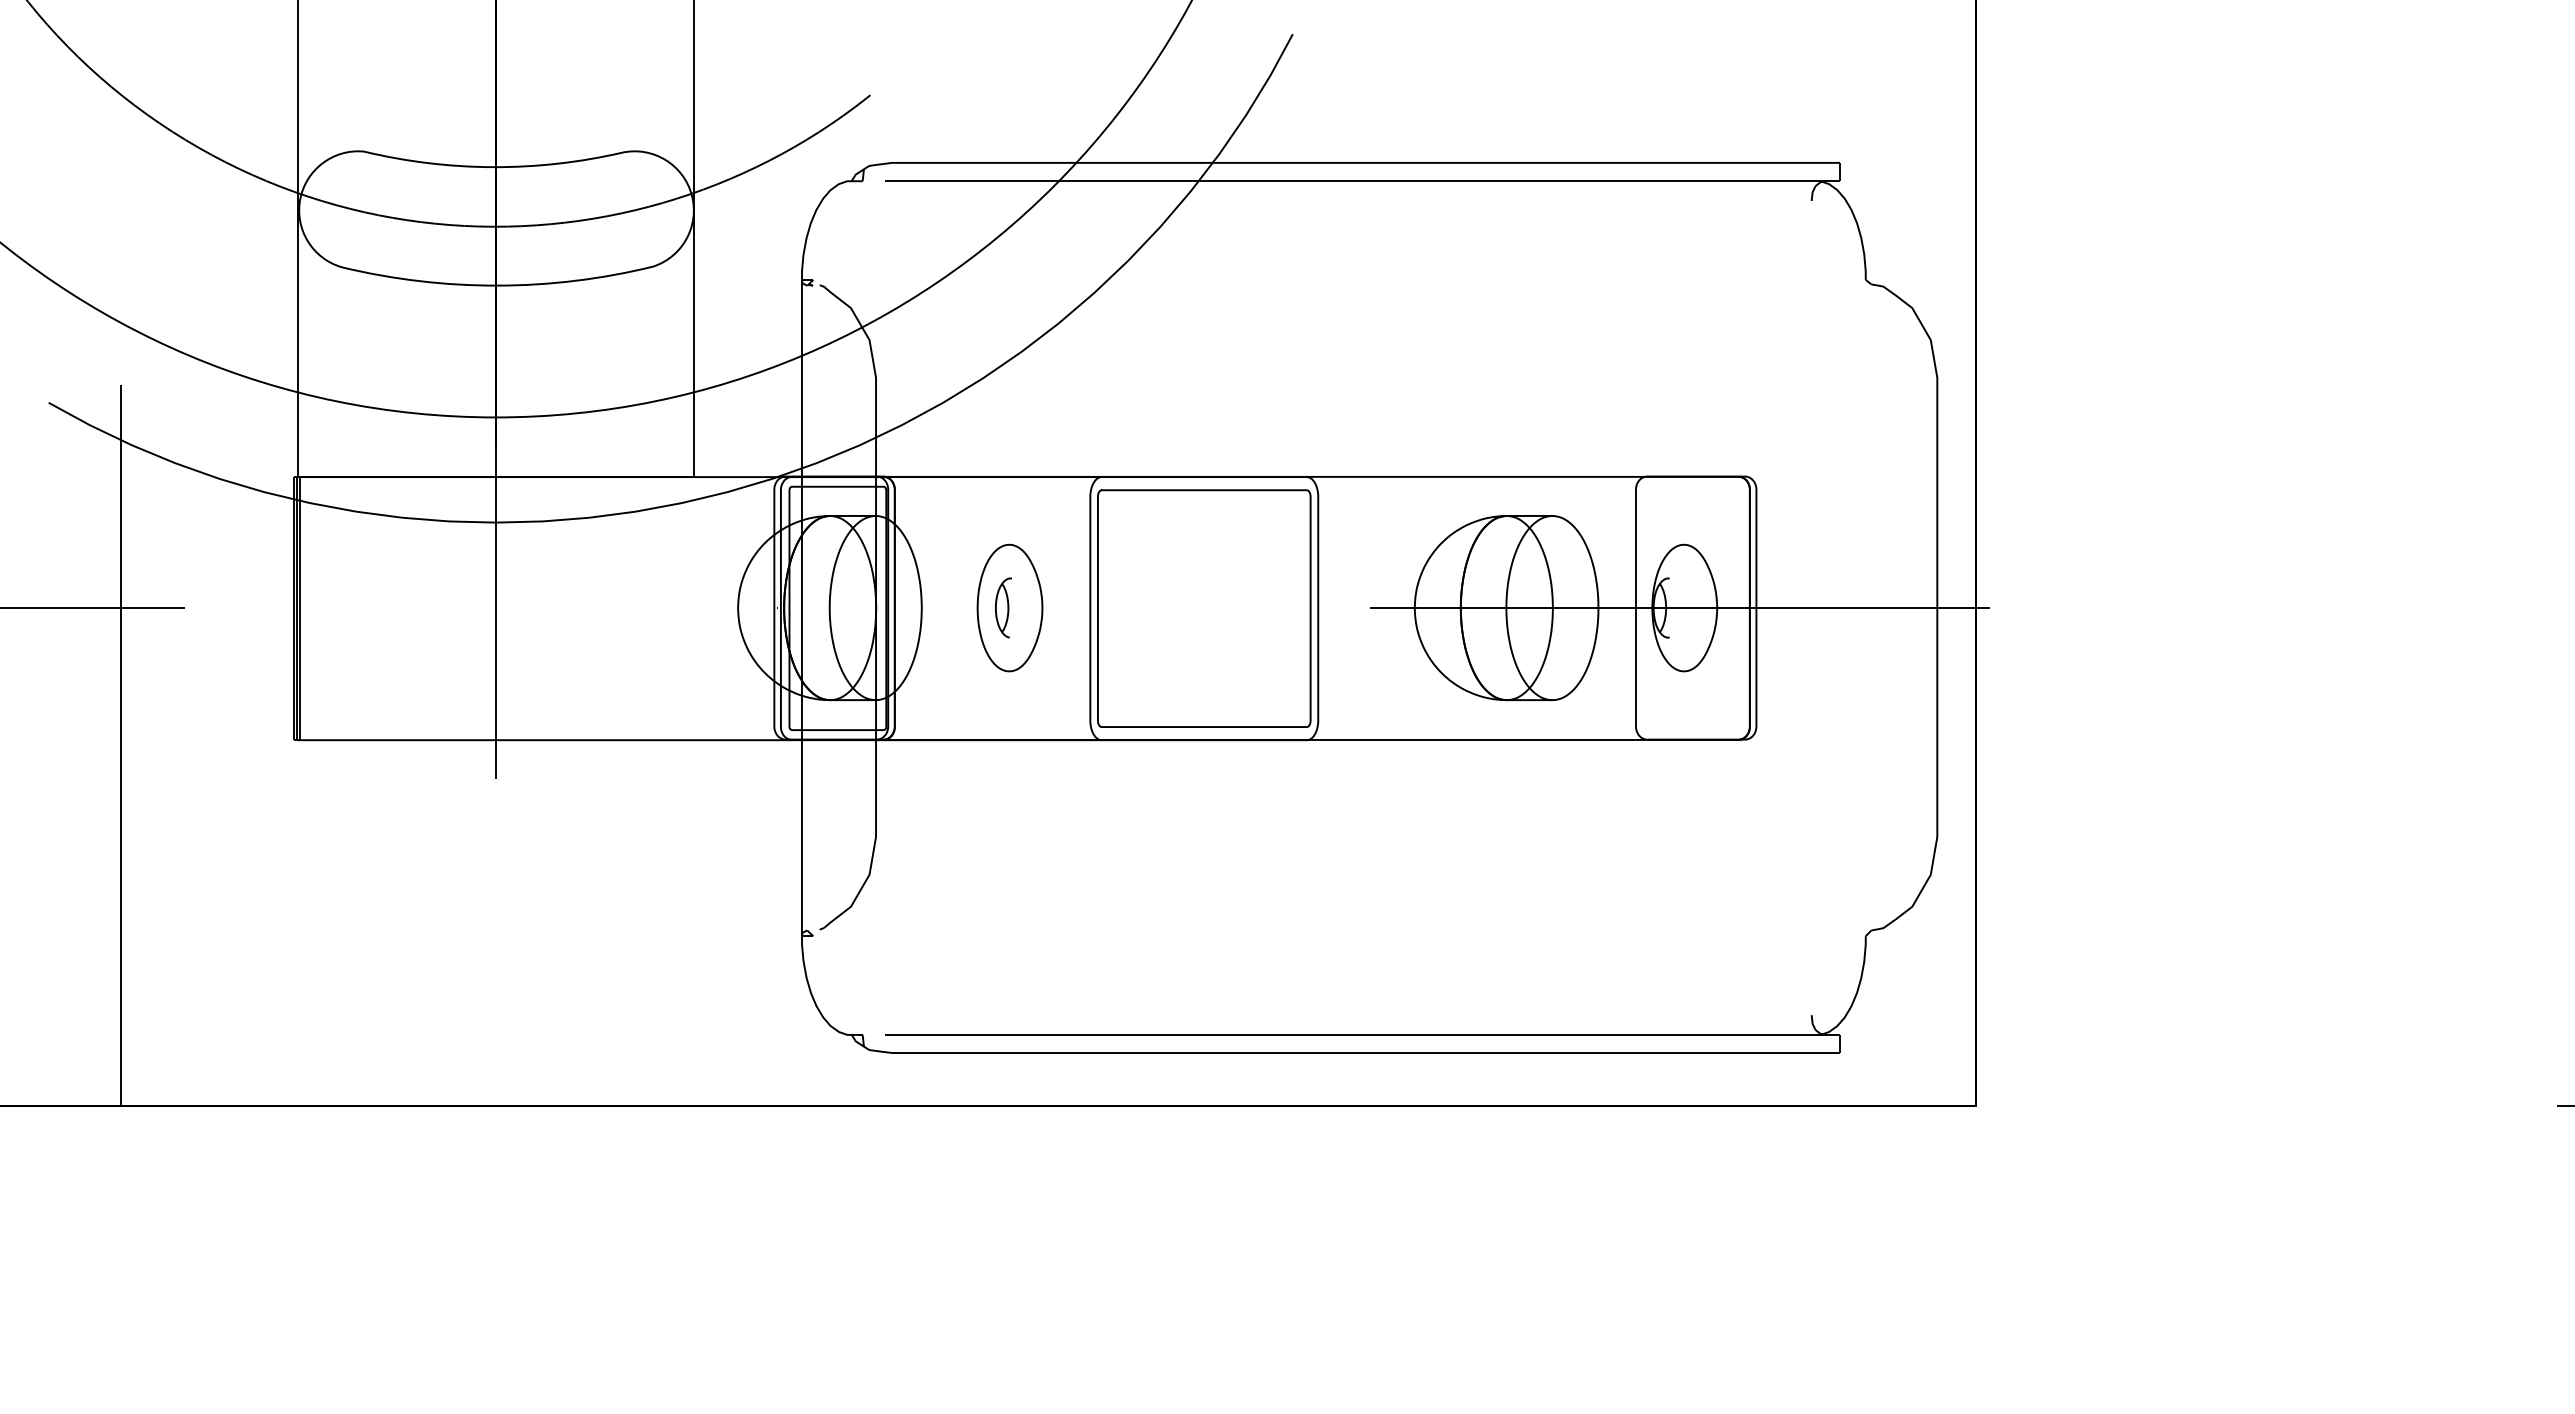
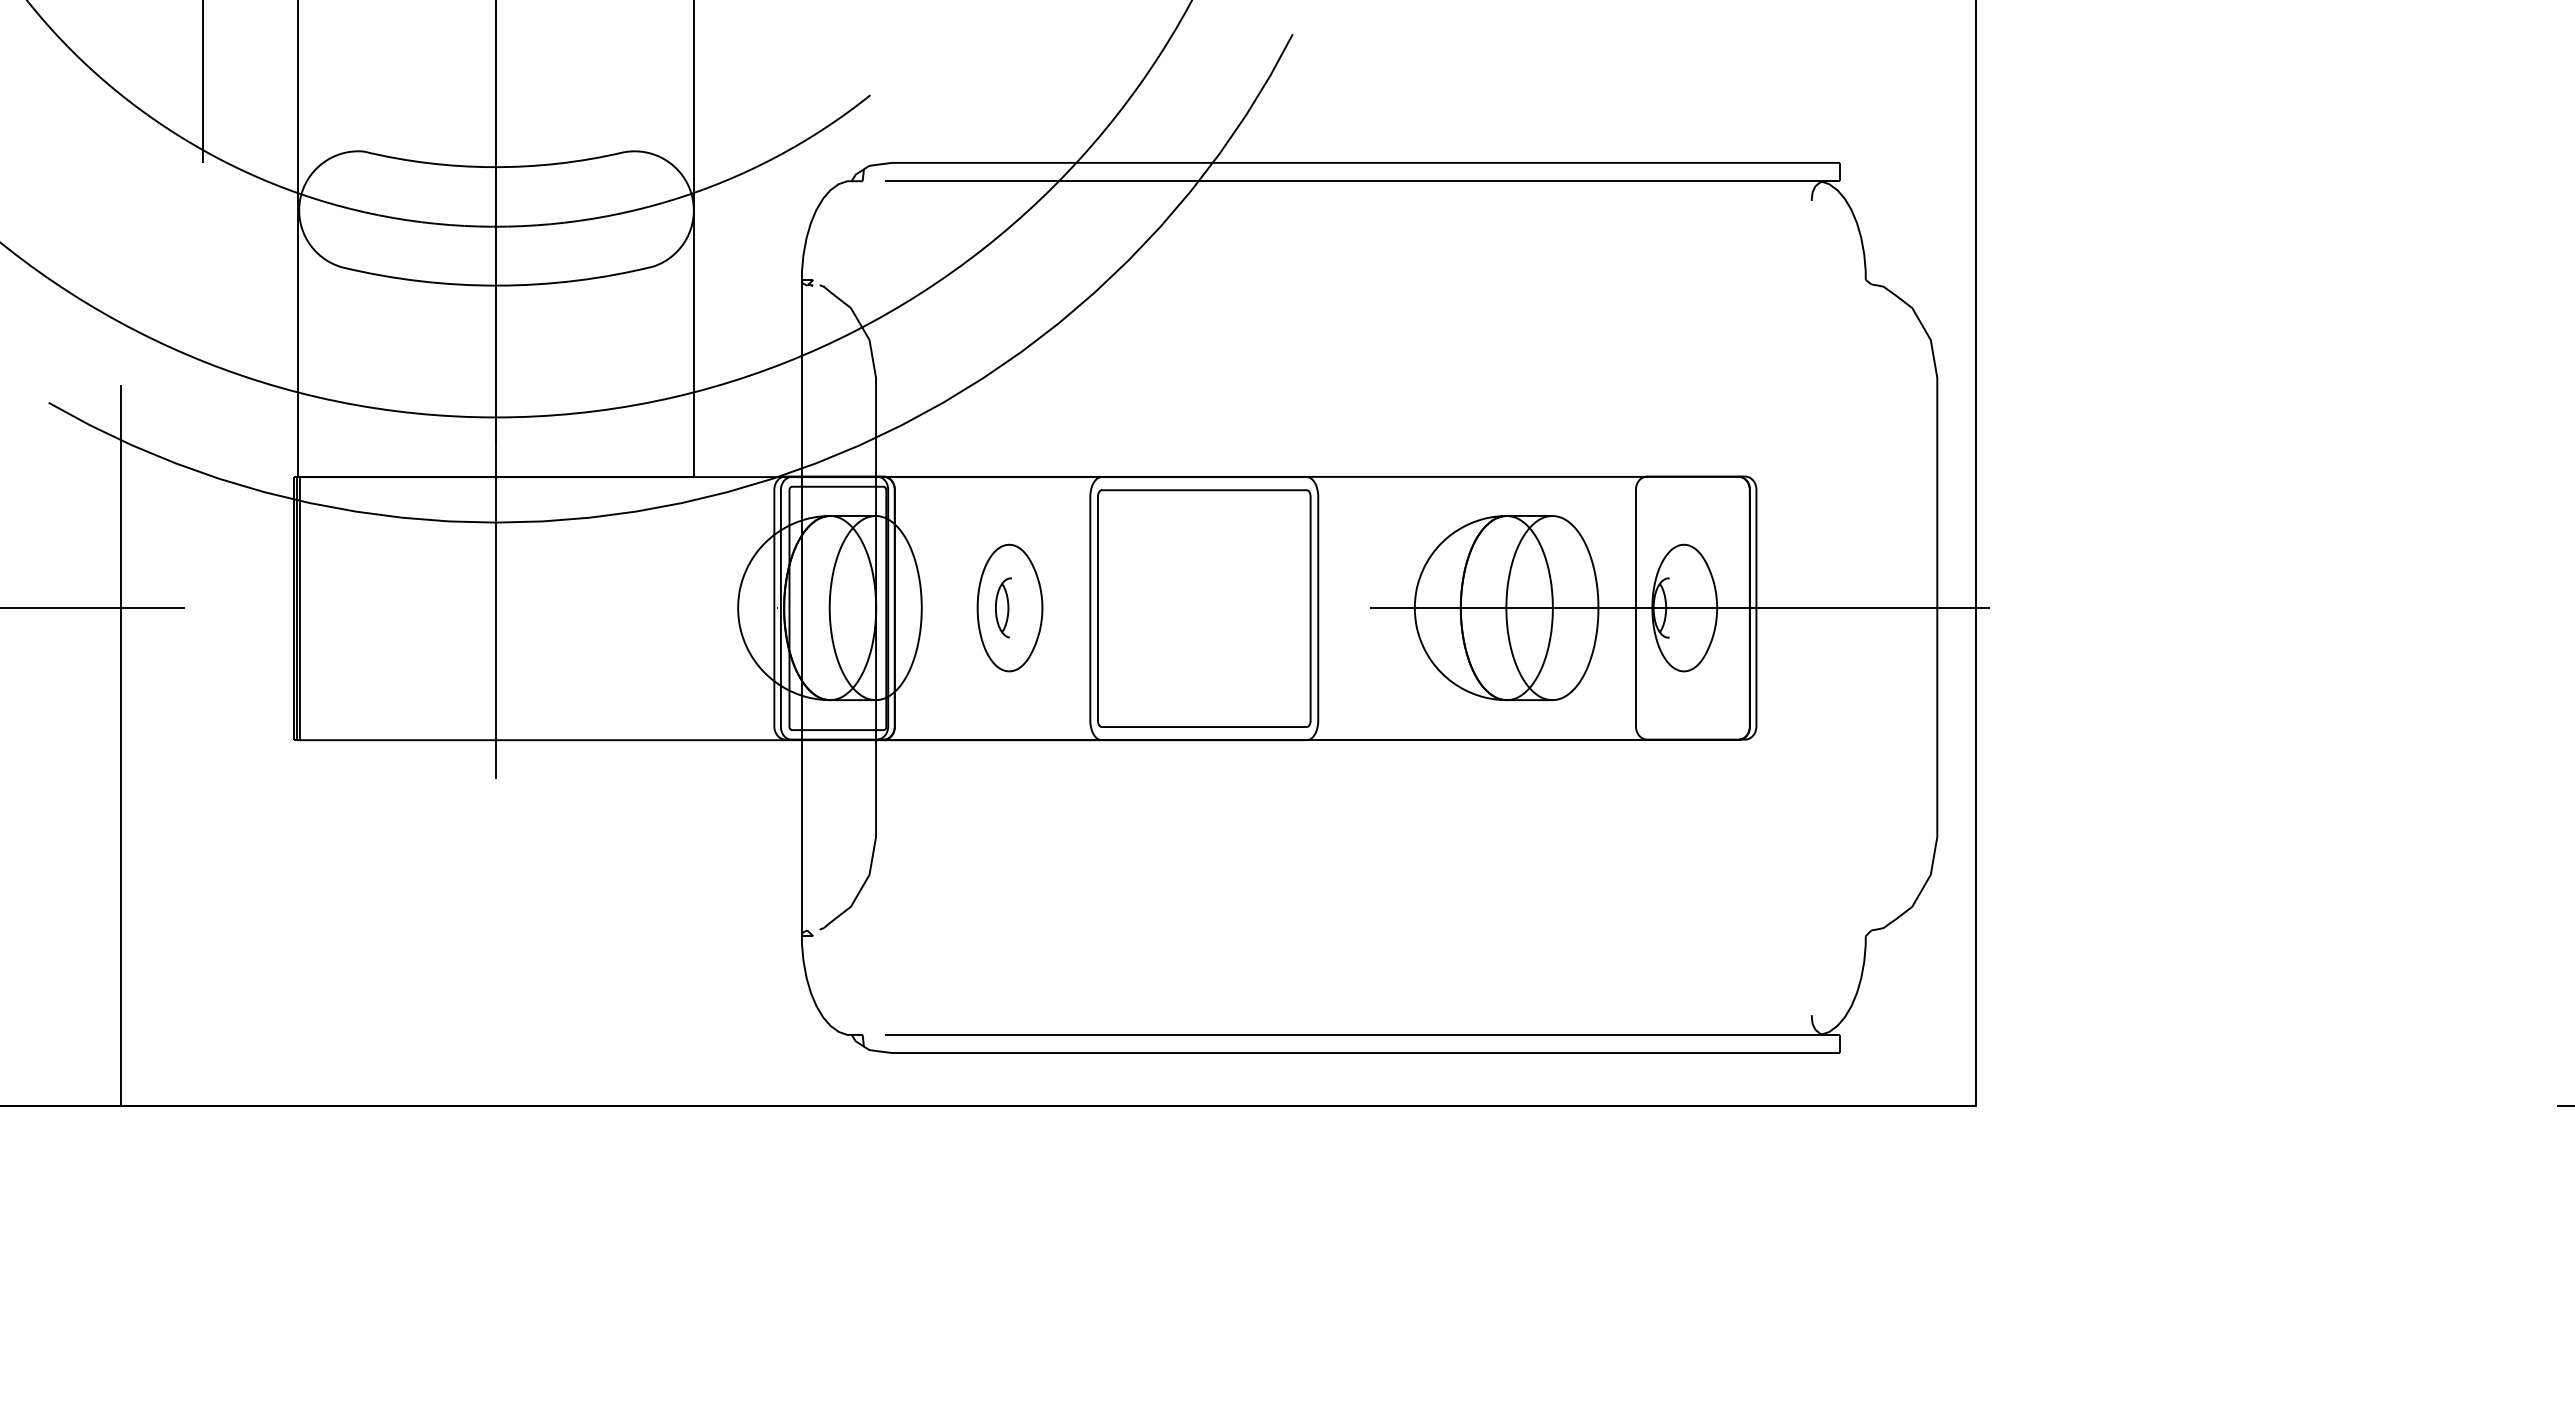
line: none -> present (203, 82)
